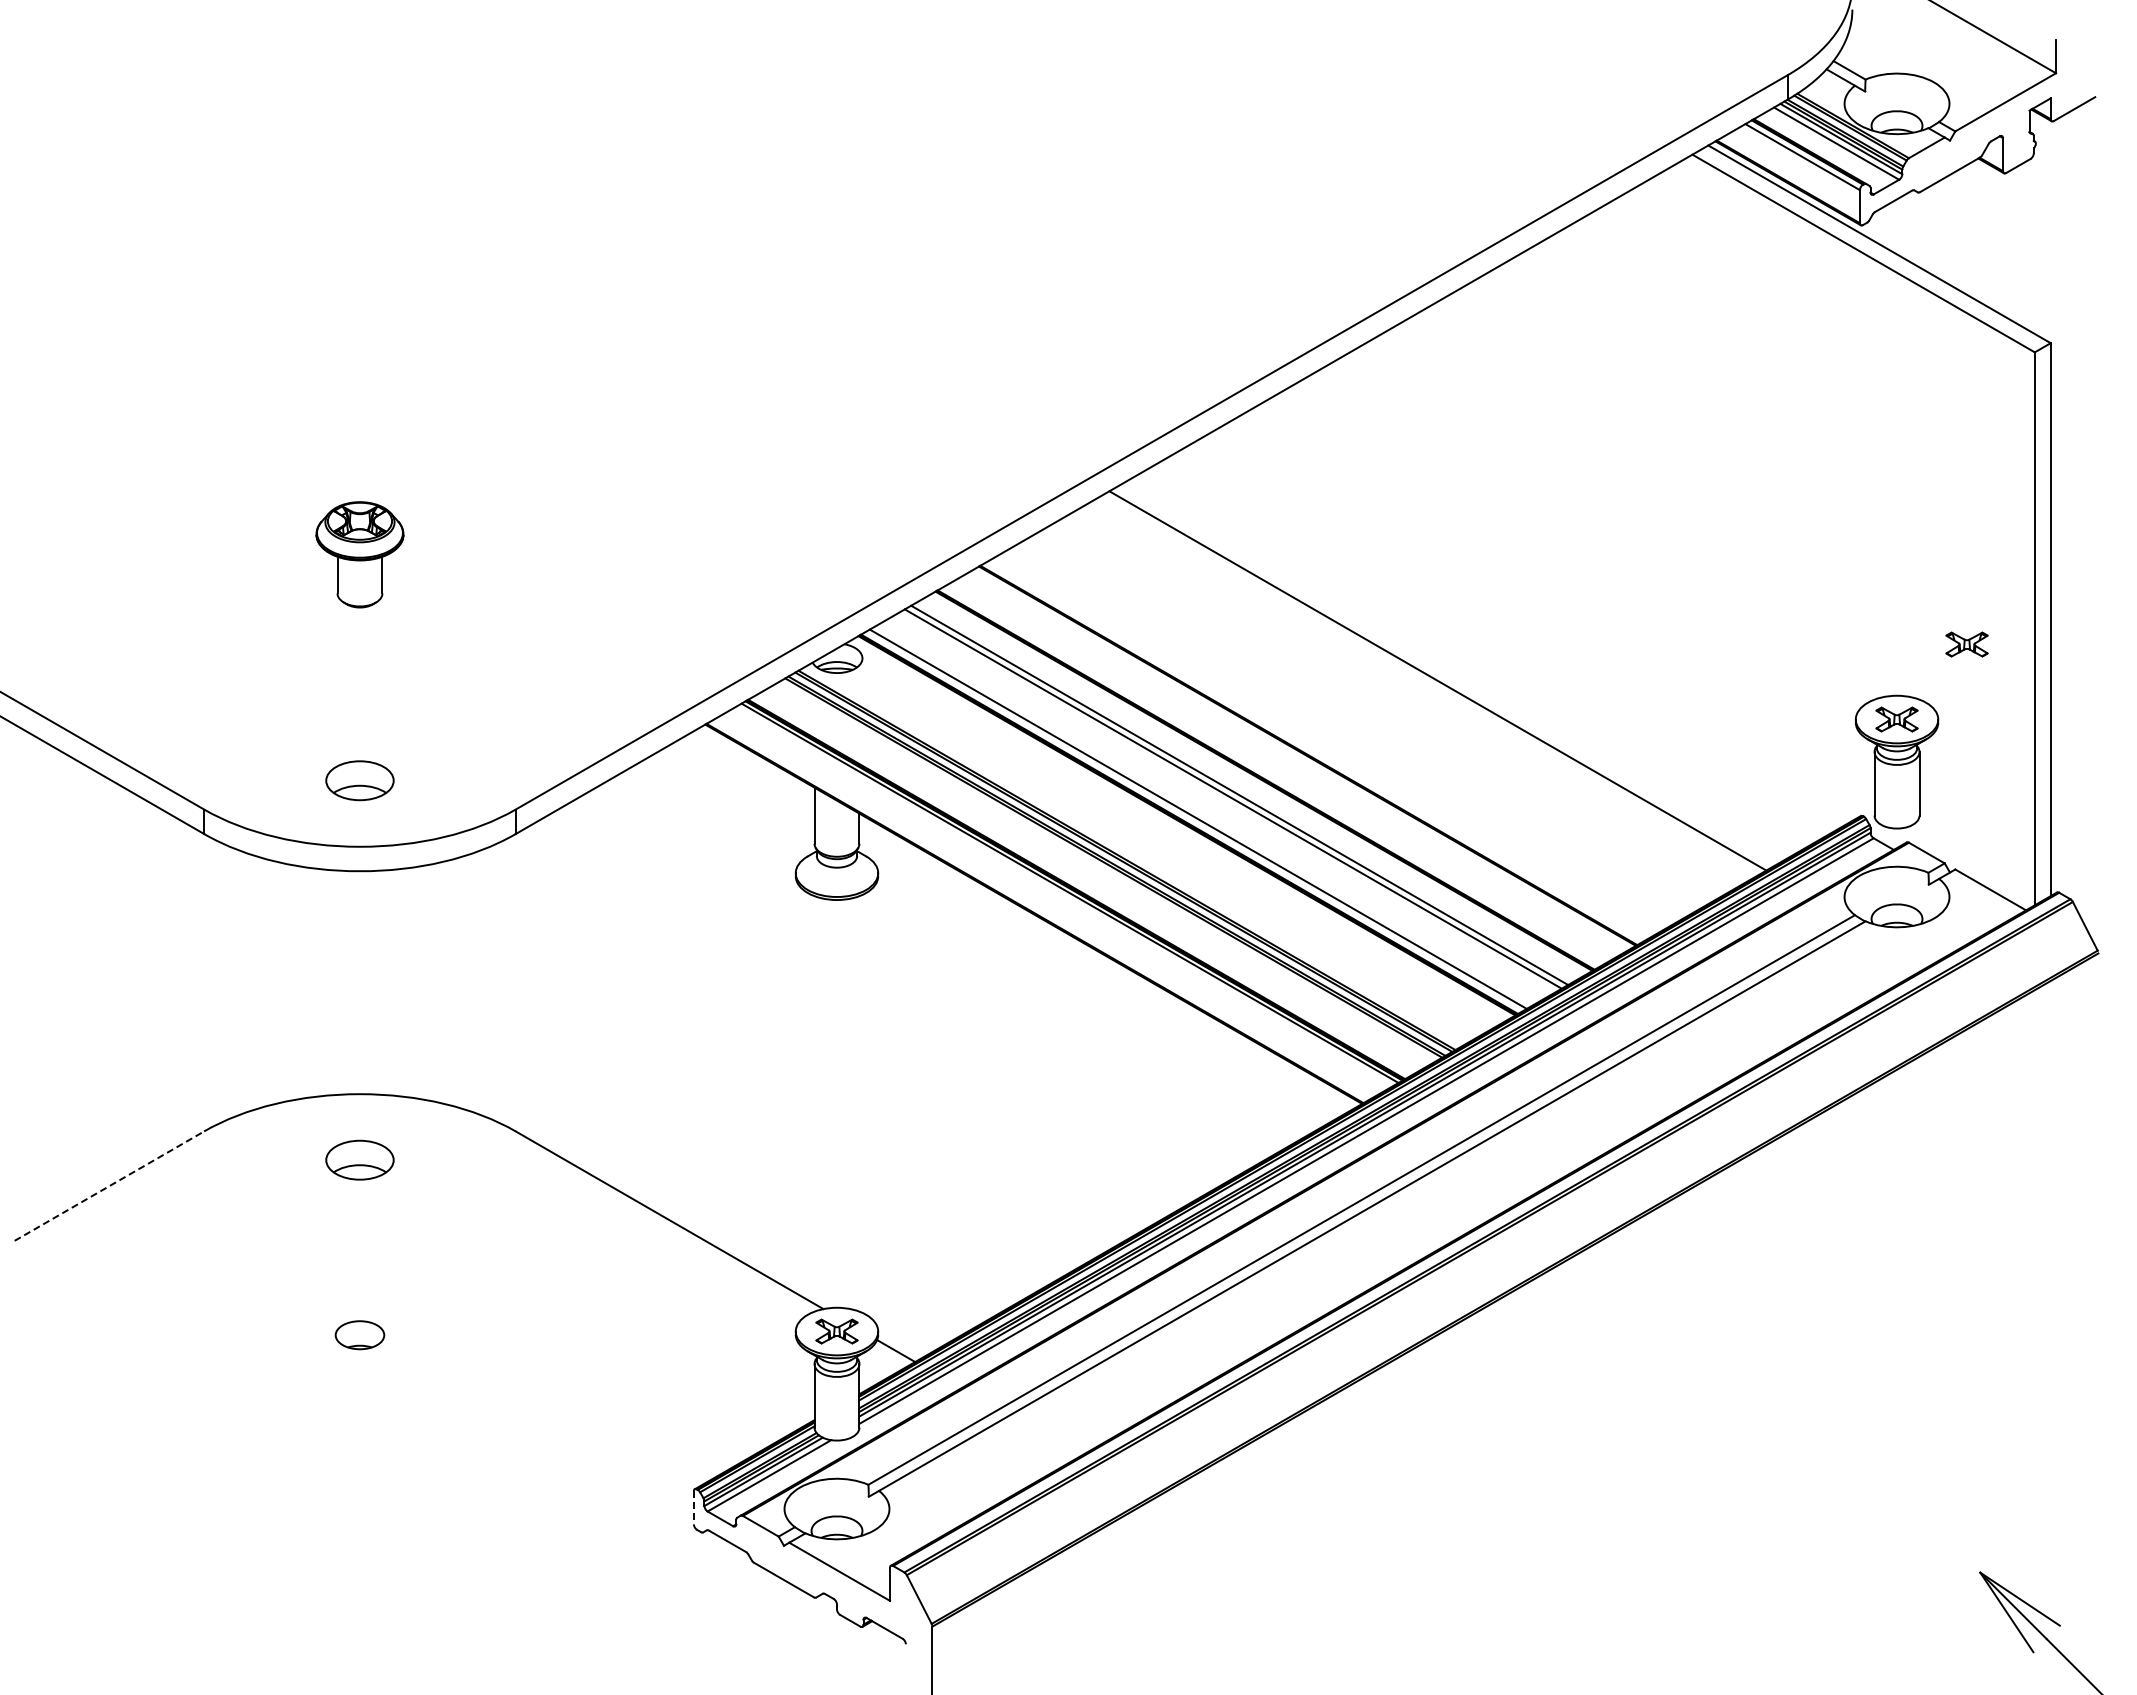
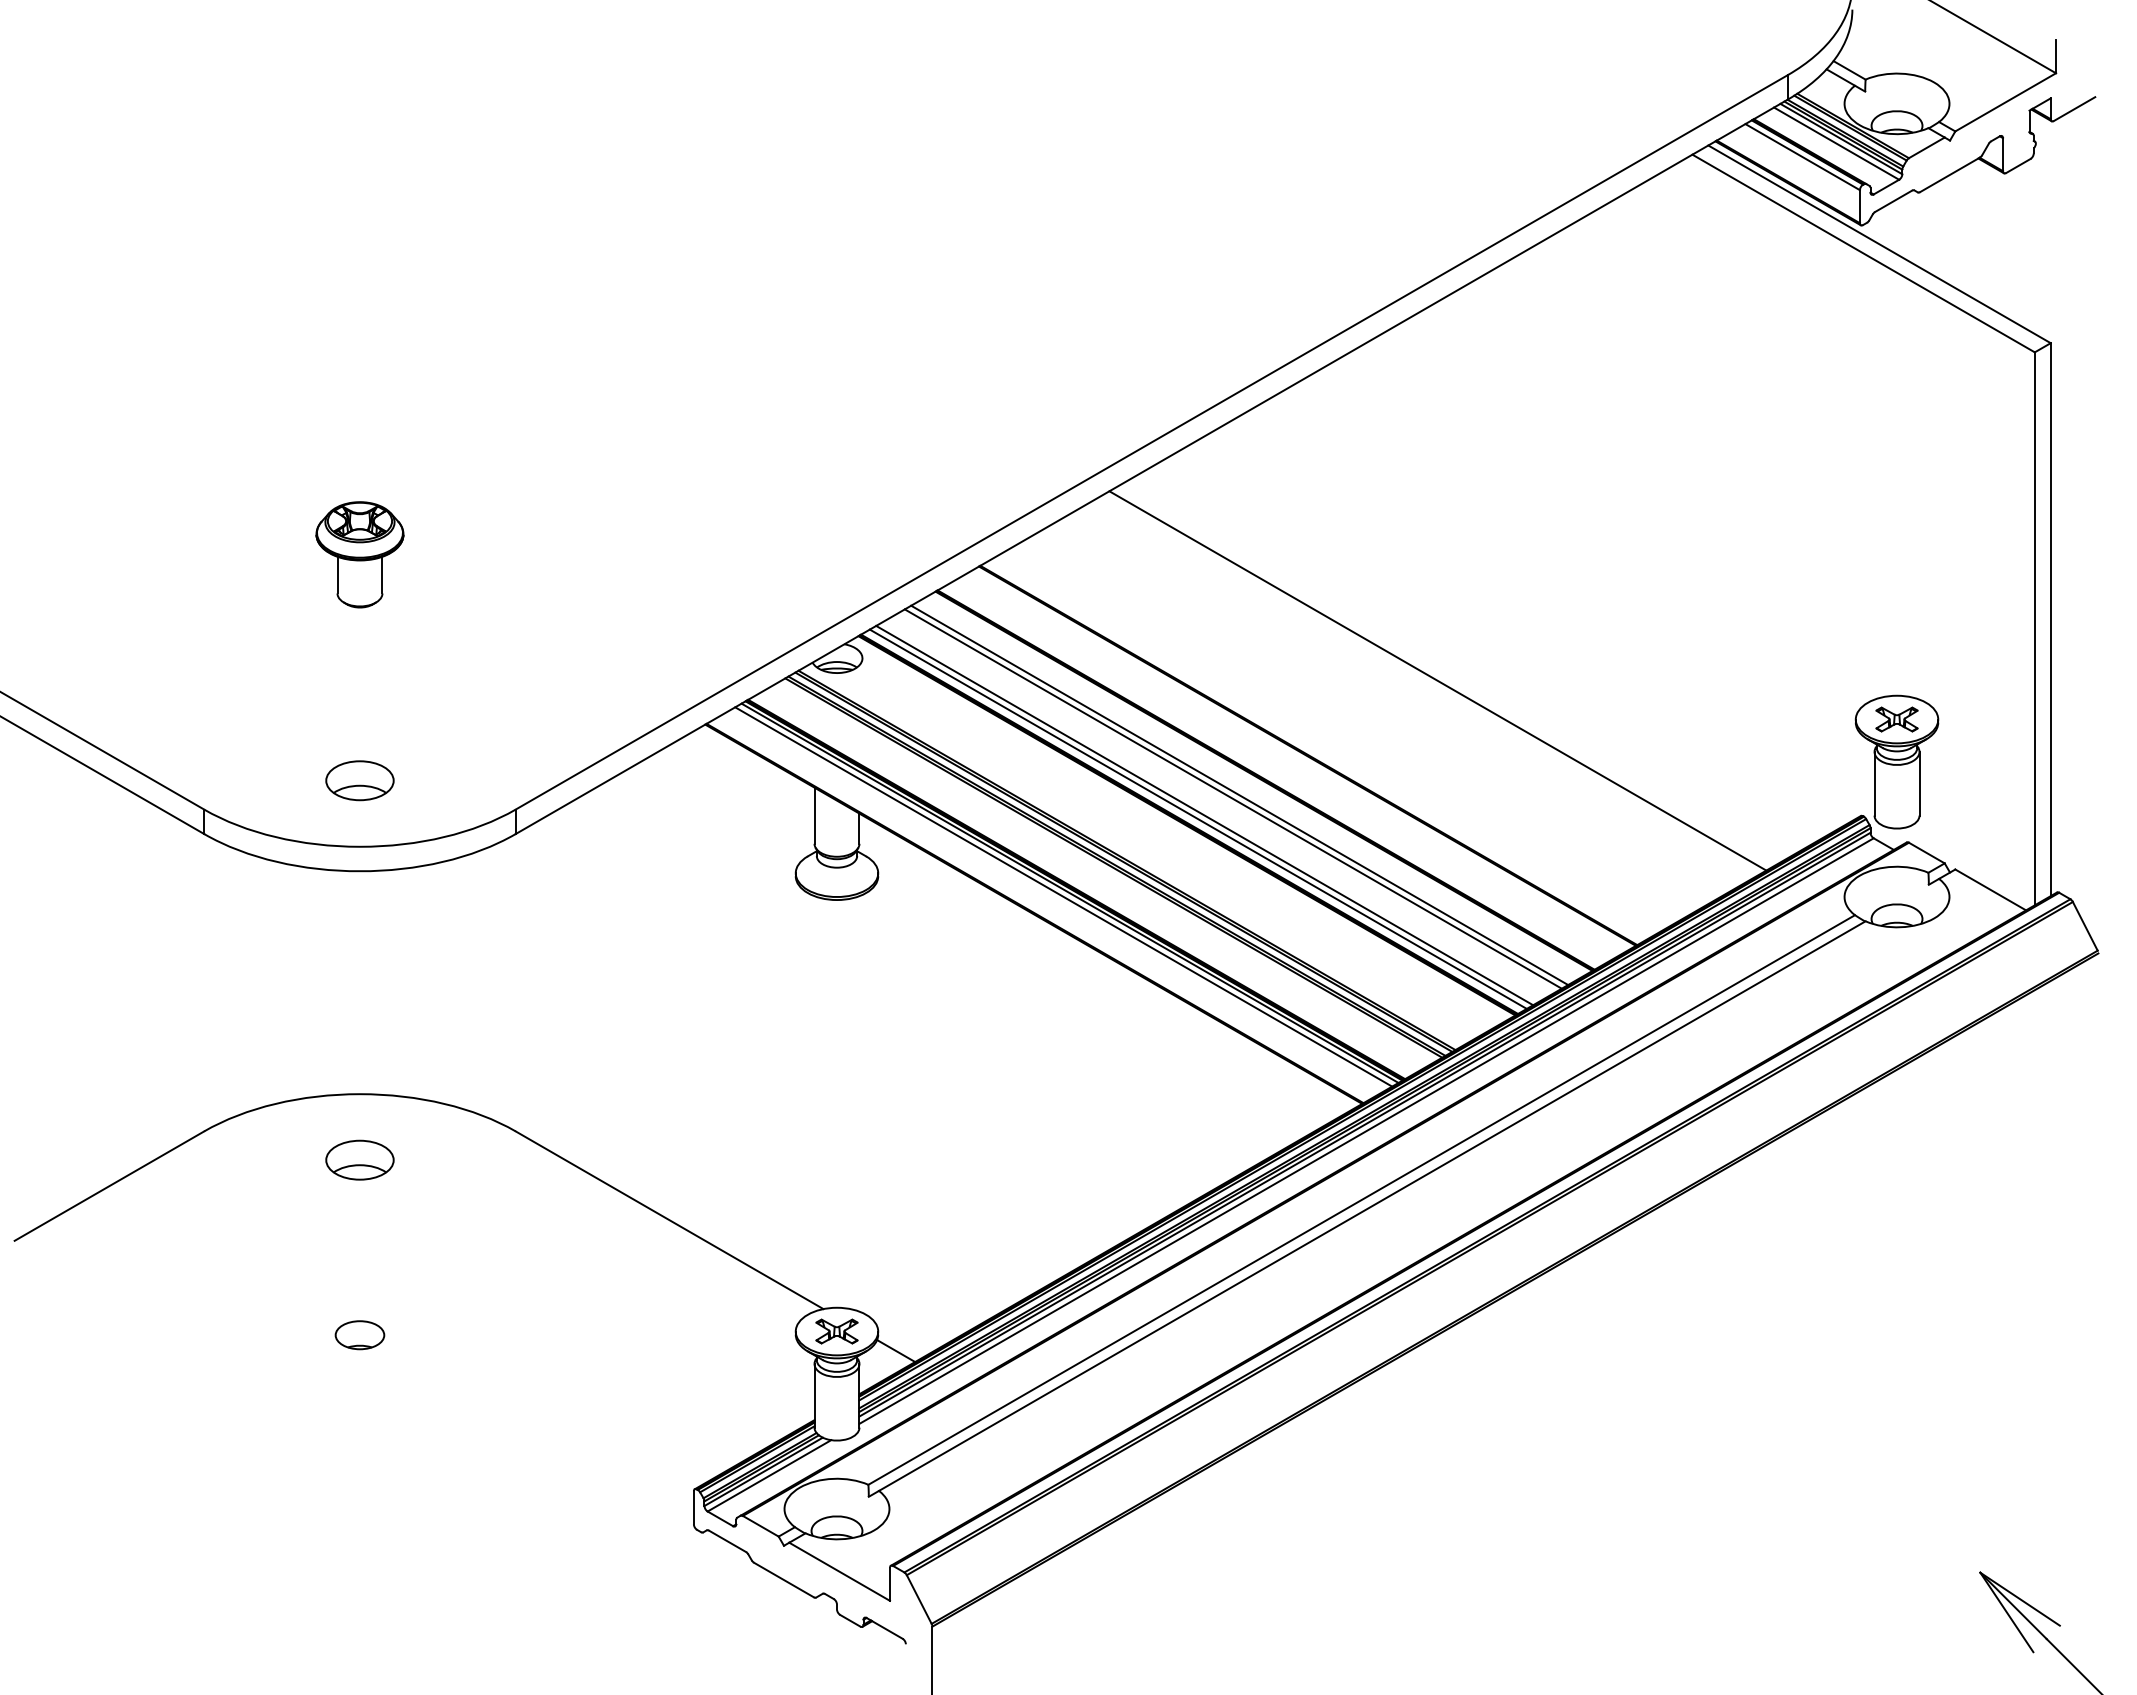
part: present -> none (1966, 644)
line: none -> present (1204, 815)
line: none -> present (1063, 896)
line: dashed -> solid (109, 1185)
line: dashed -> solid (693, 1507)
